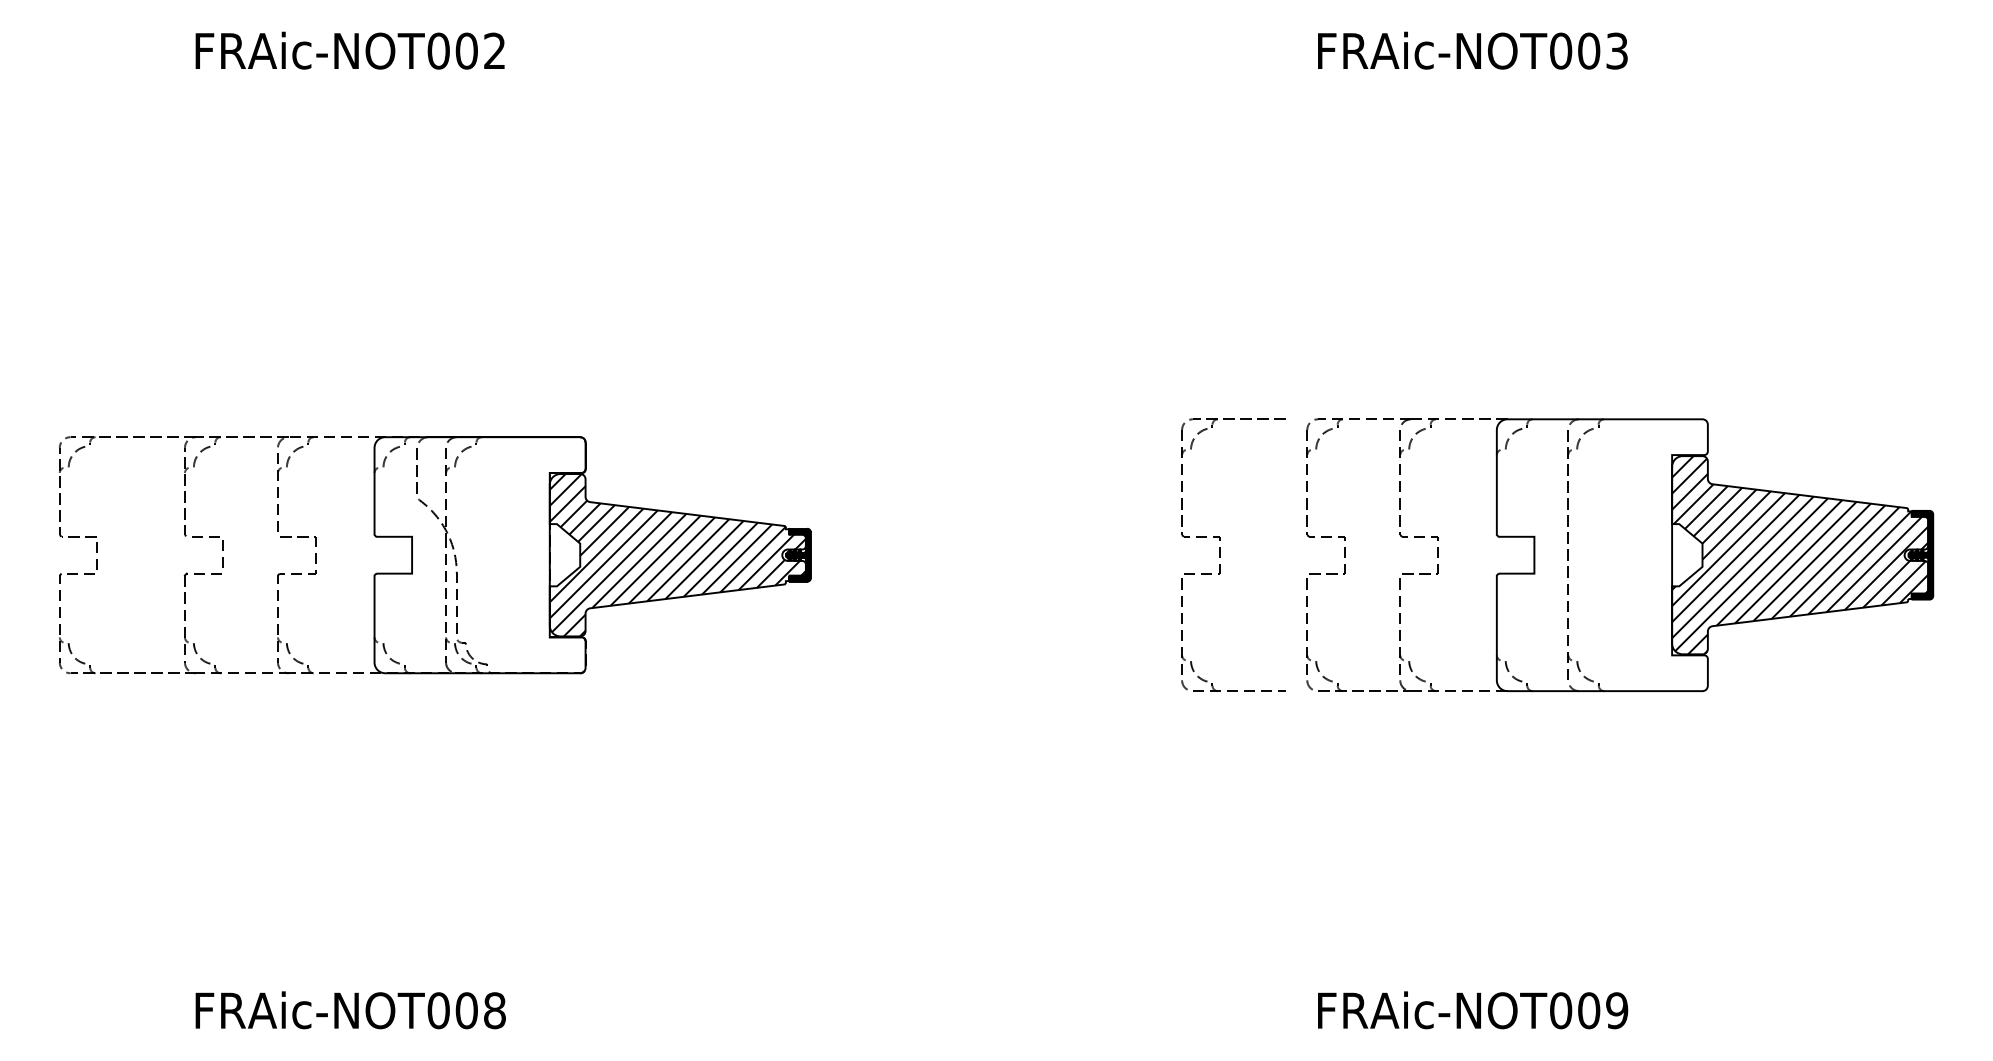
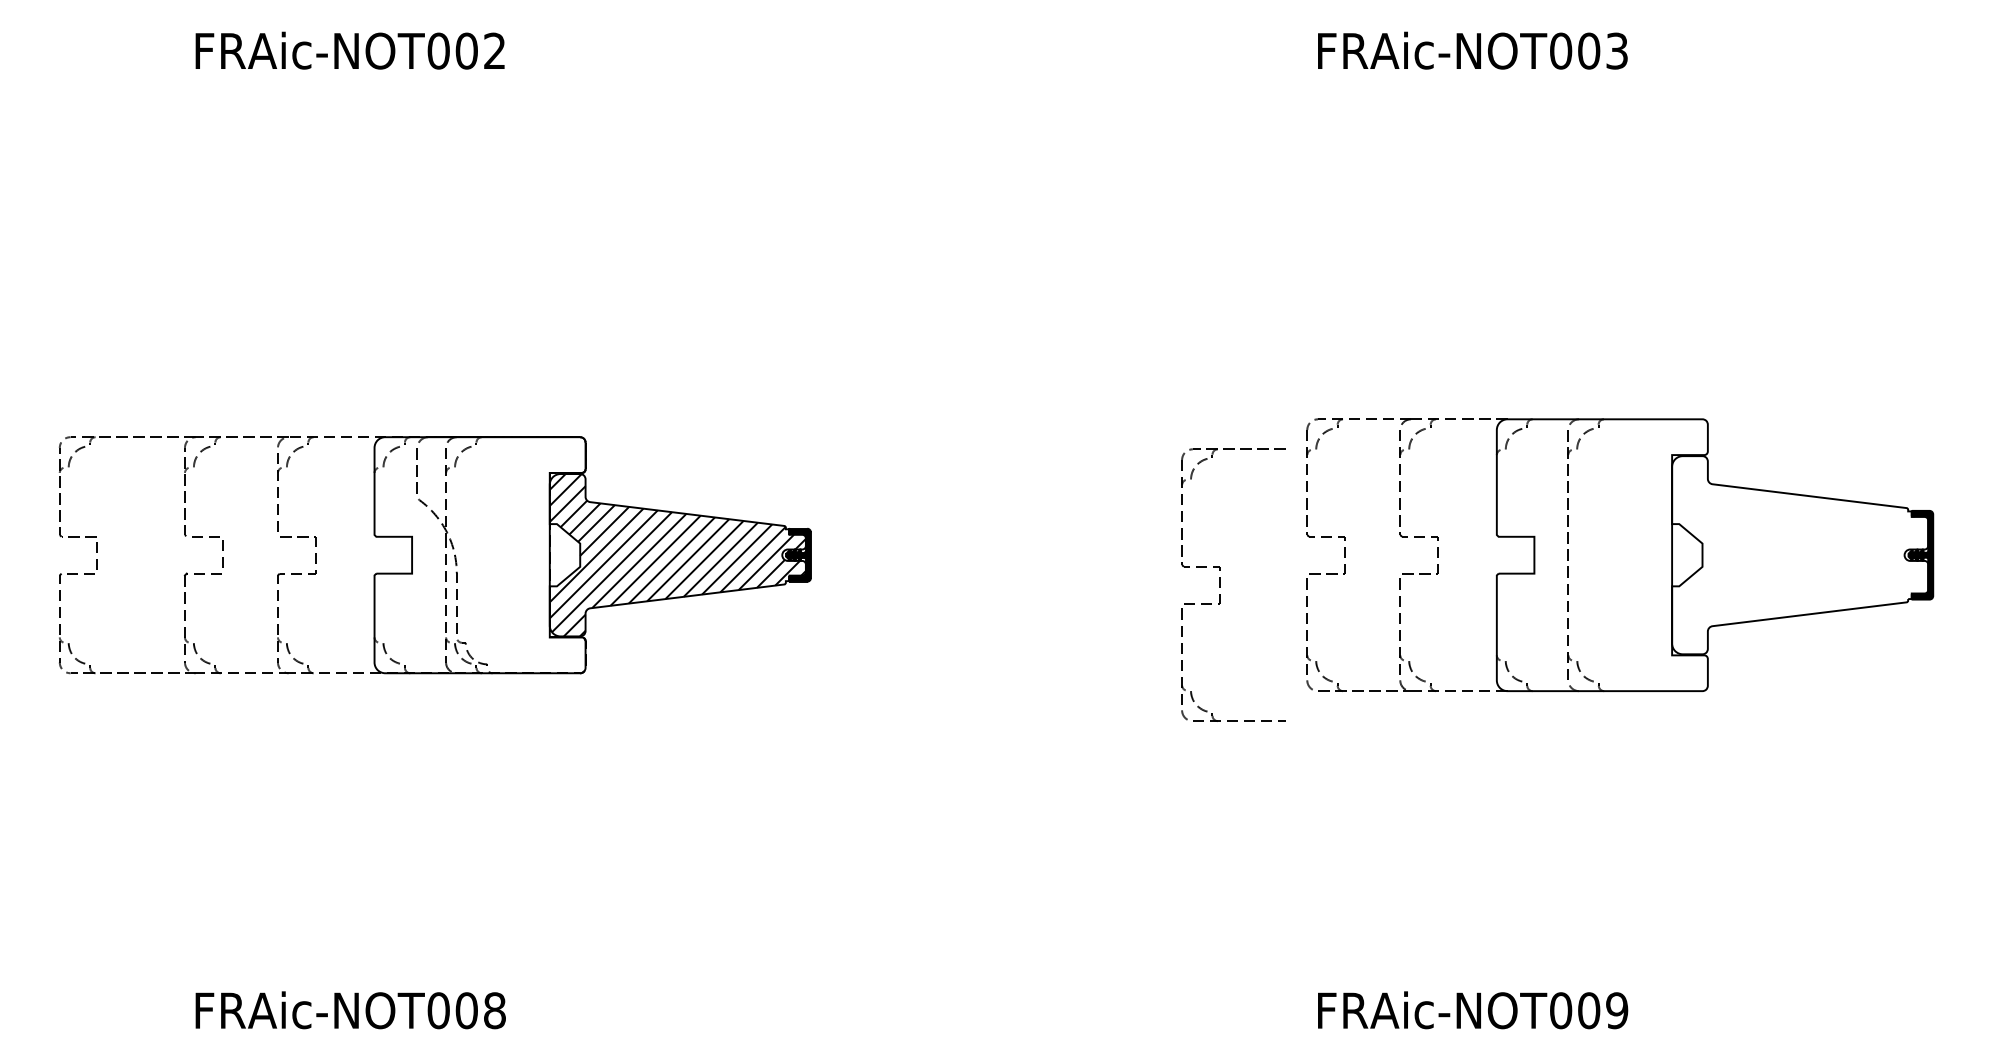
part position: (1220, 554) -> (1220, 584) (1220, 584)
hatch: present -> none (1800, 555)
